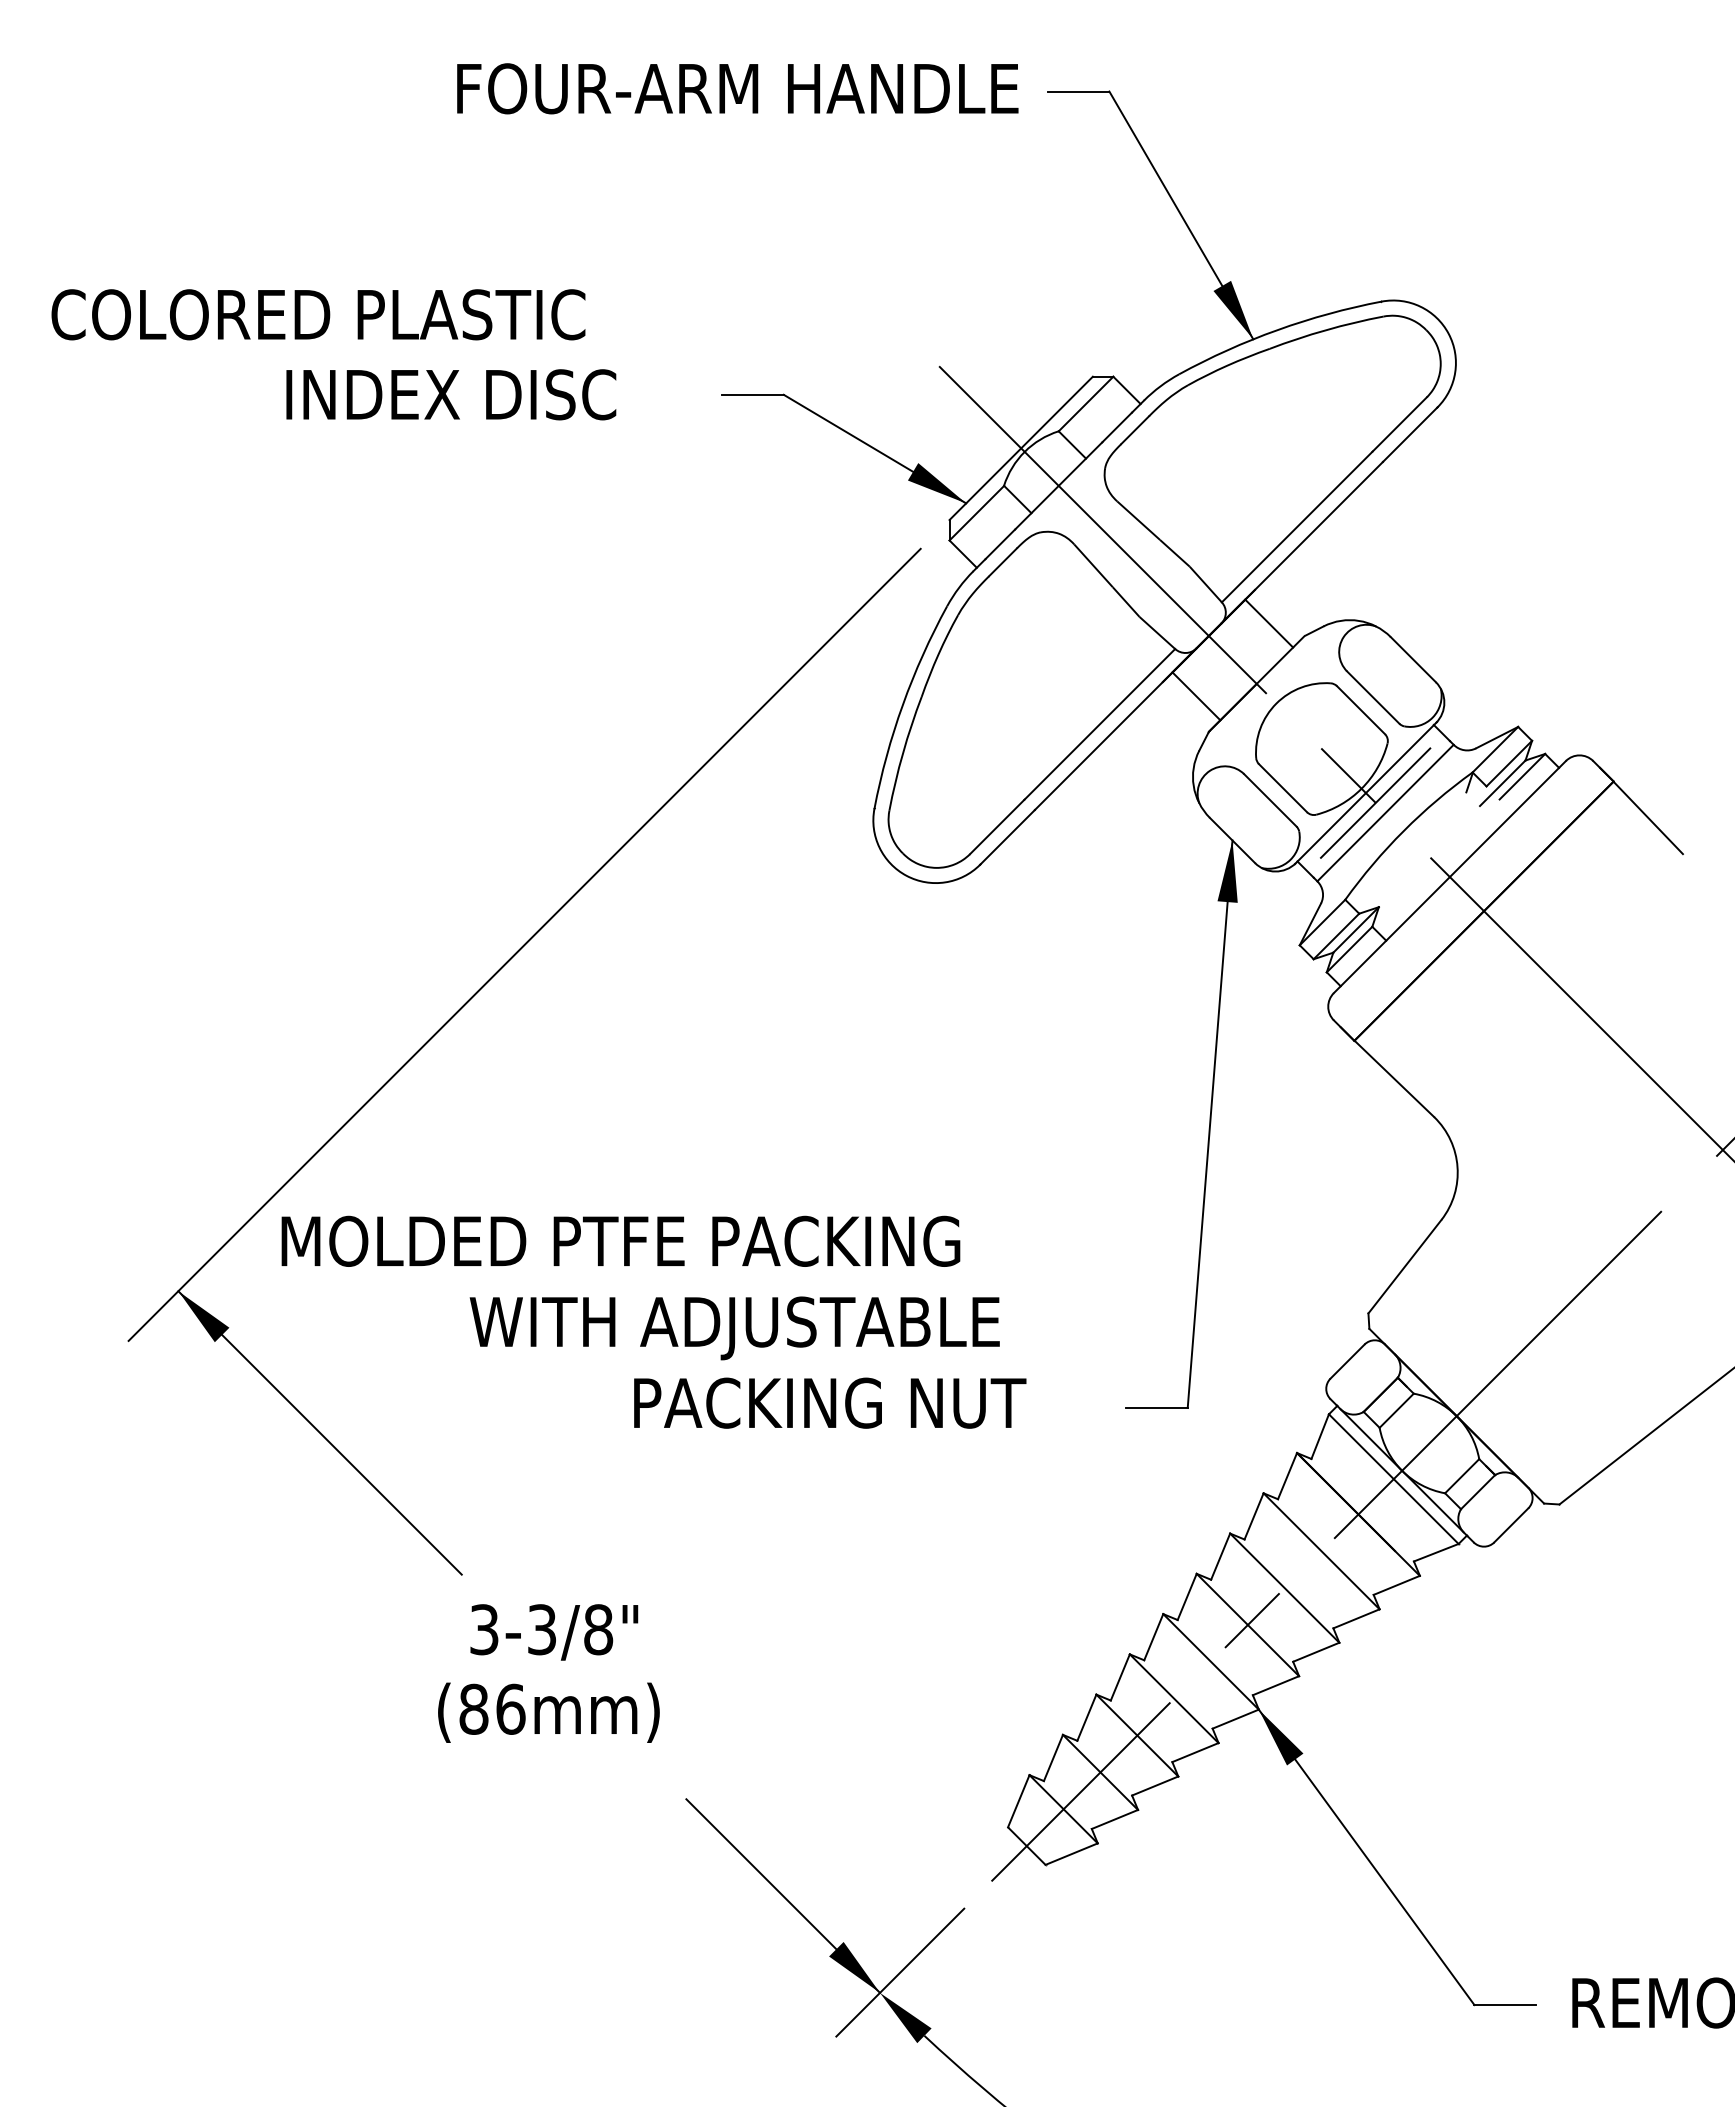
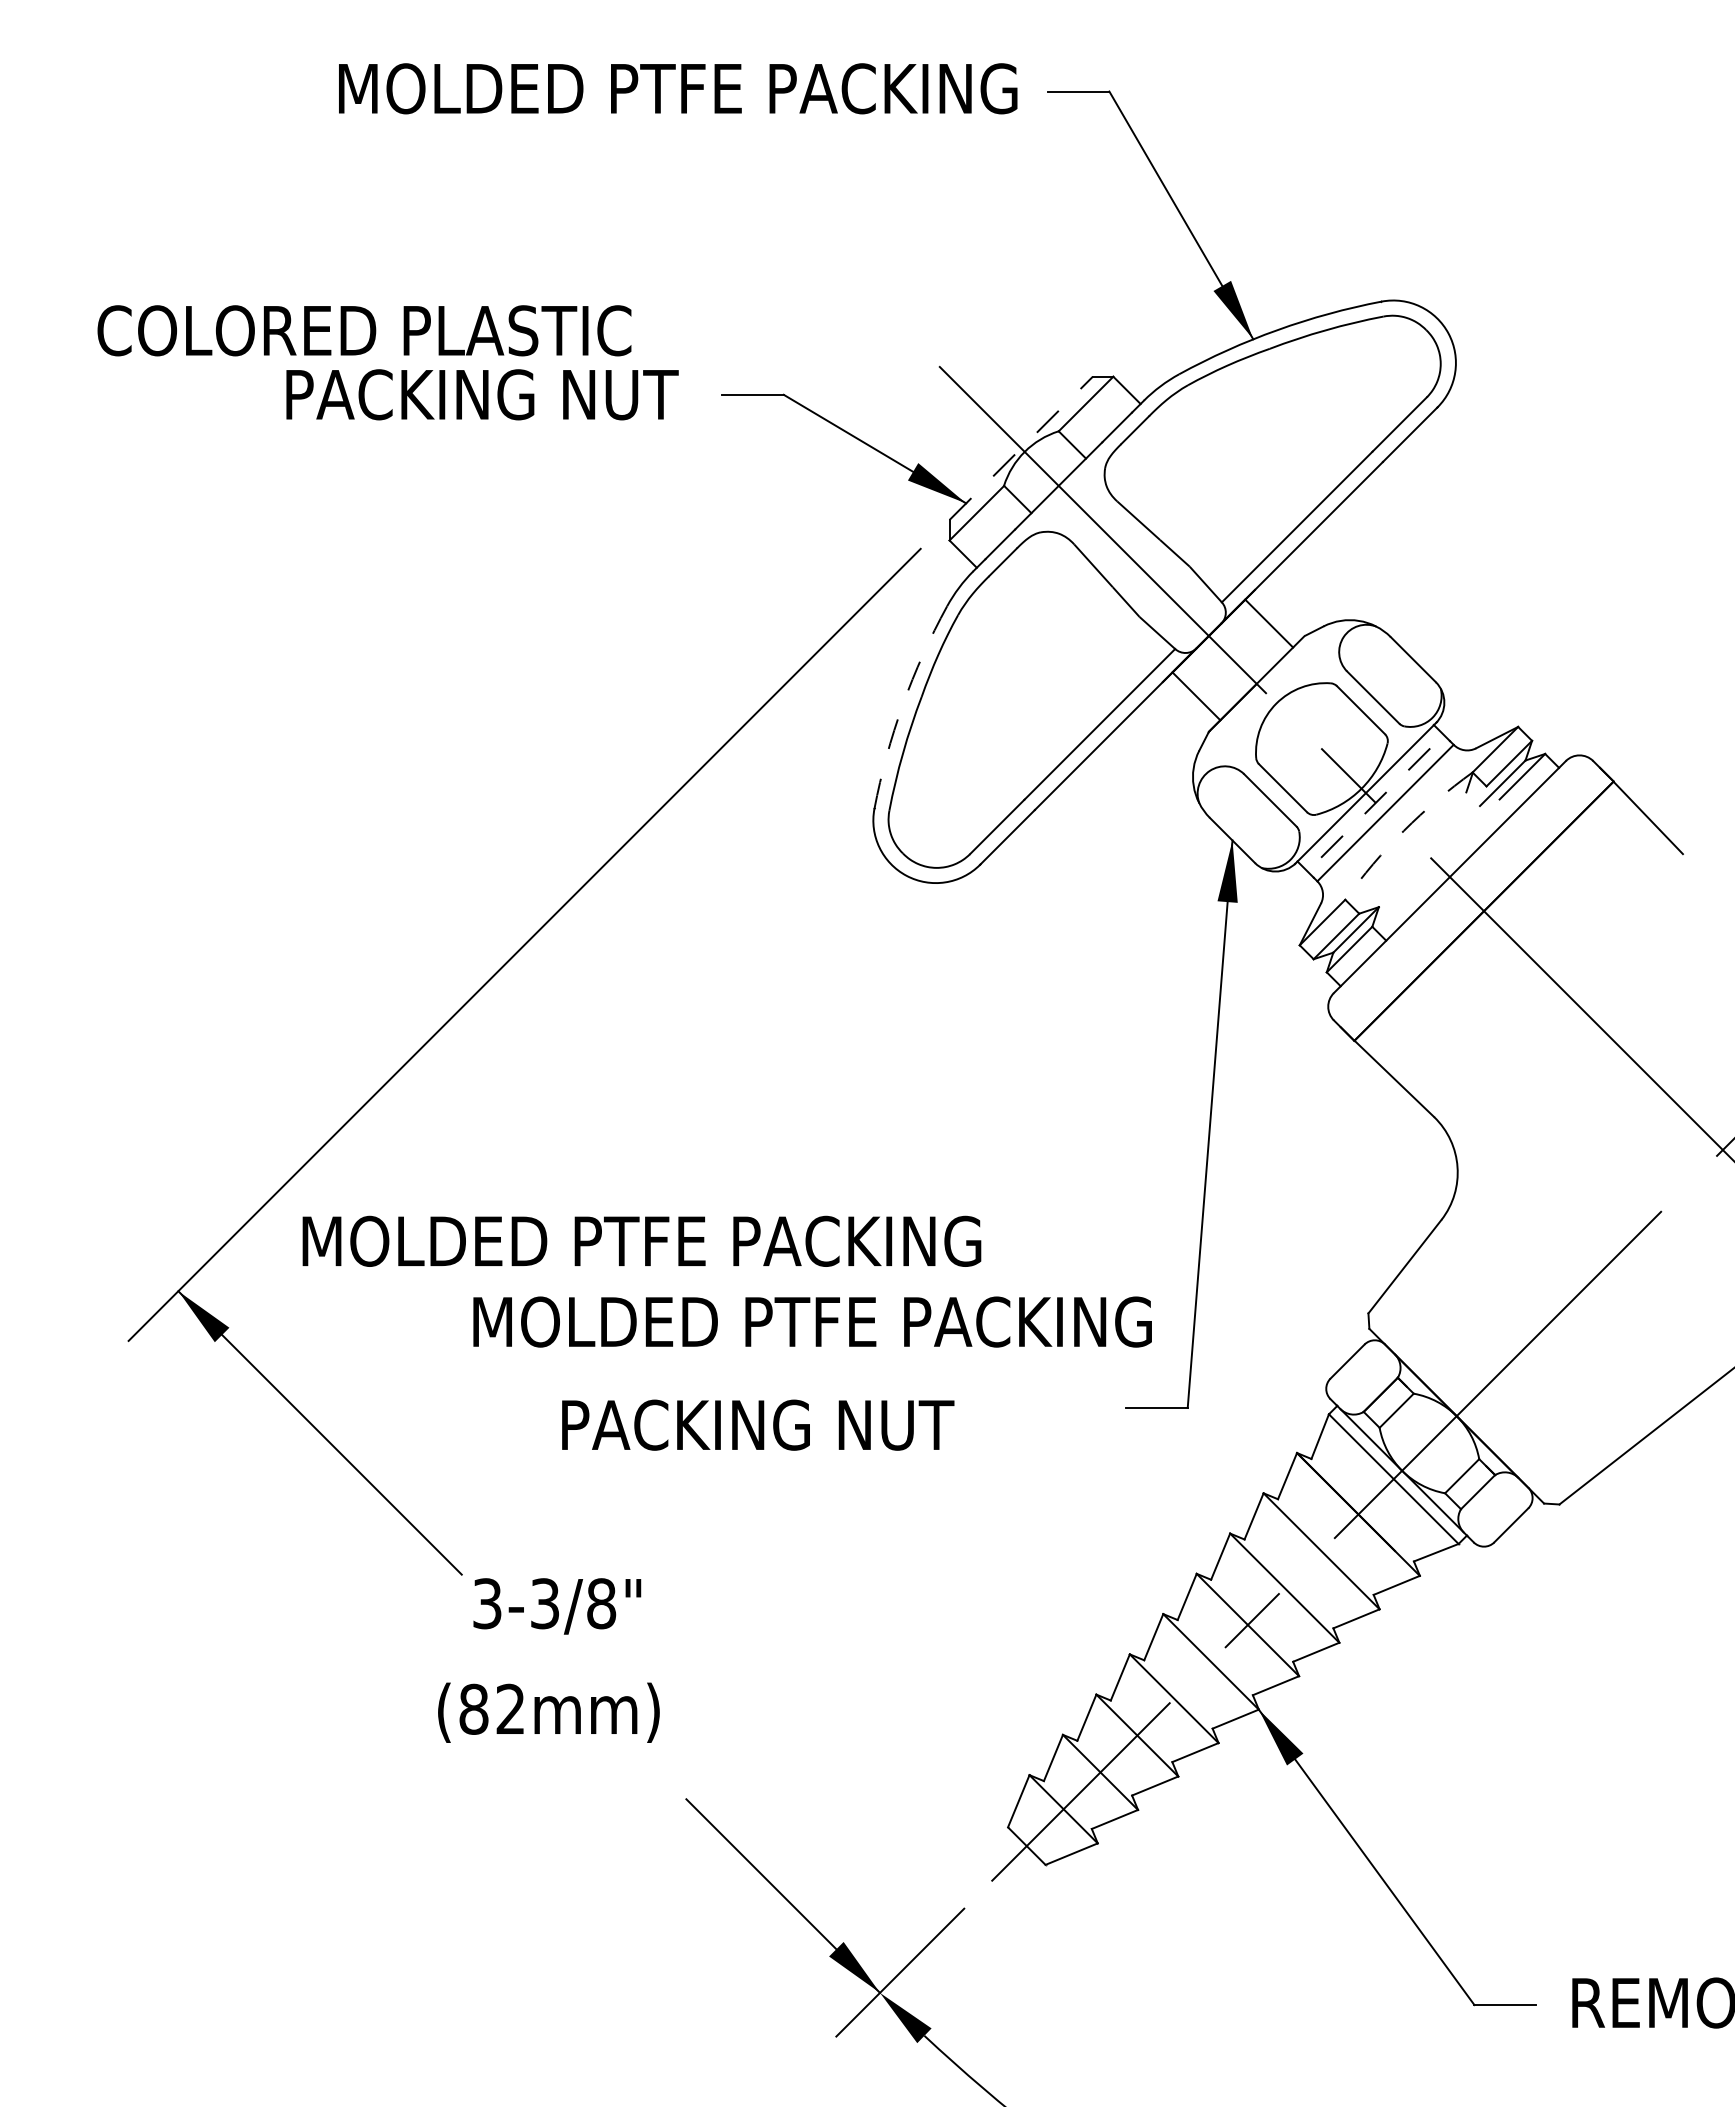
text: FOUR-ARM HANDLE -> MOLDED PTFE PACKING (678, 88)
text position: (318, 314) -> (364, 330) (364, 330)
text: INDEX DISC -> PACKING NUT (485, 394)
line: solid -> dashed (1021, 448)
arc: solid -> dashed (902, 704)
line: solid -> dashed (1375, 803)
arc: solid -> dashed (1403, 830)
text position: (620, 1240) -> (641, 1240) (641, 1240)
text: WITH ADJUSTABLE -> MOLDED PTFE PACKING (810, 1328)
text position: (830, 1402) -> (758, 1424) (758, 1424)
text position: (554, 1632) -> (557, 1606) (557, 1606)
text: (86mm) -> (82mm) (510, 1708)
